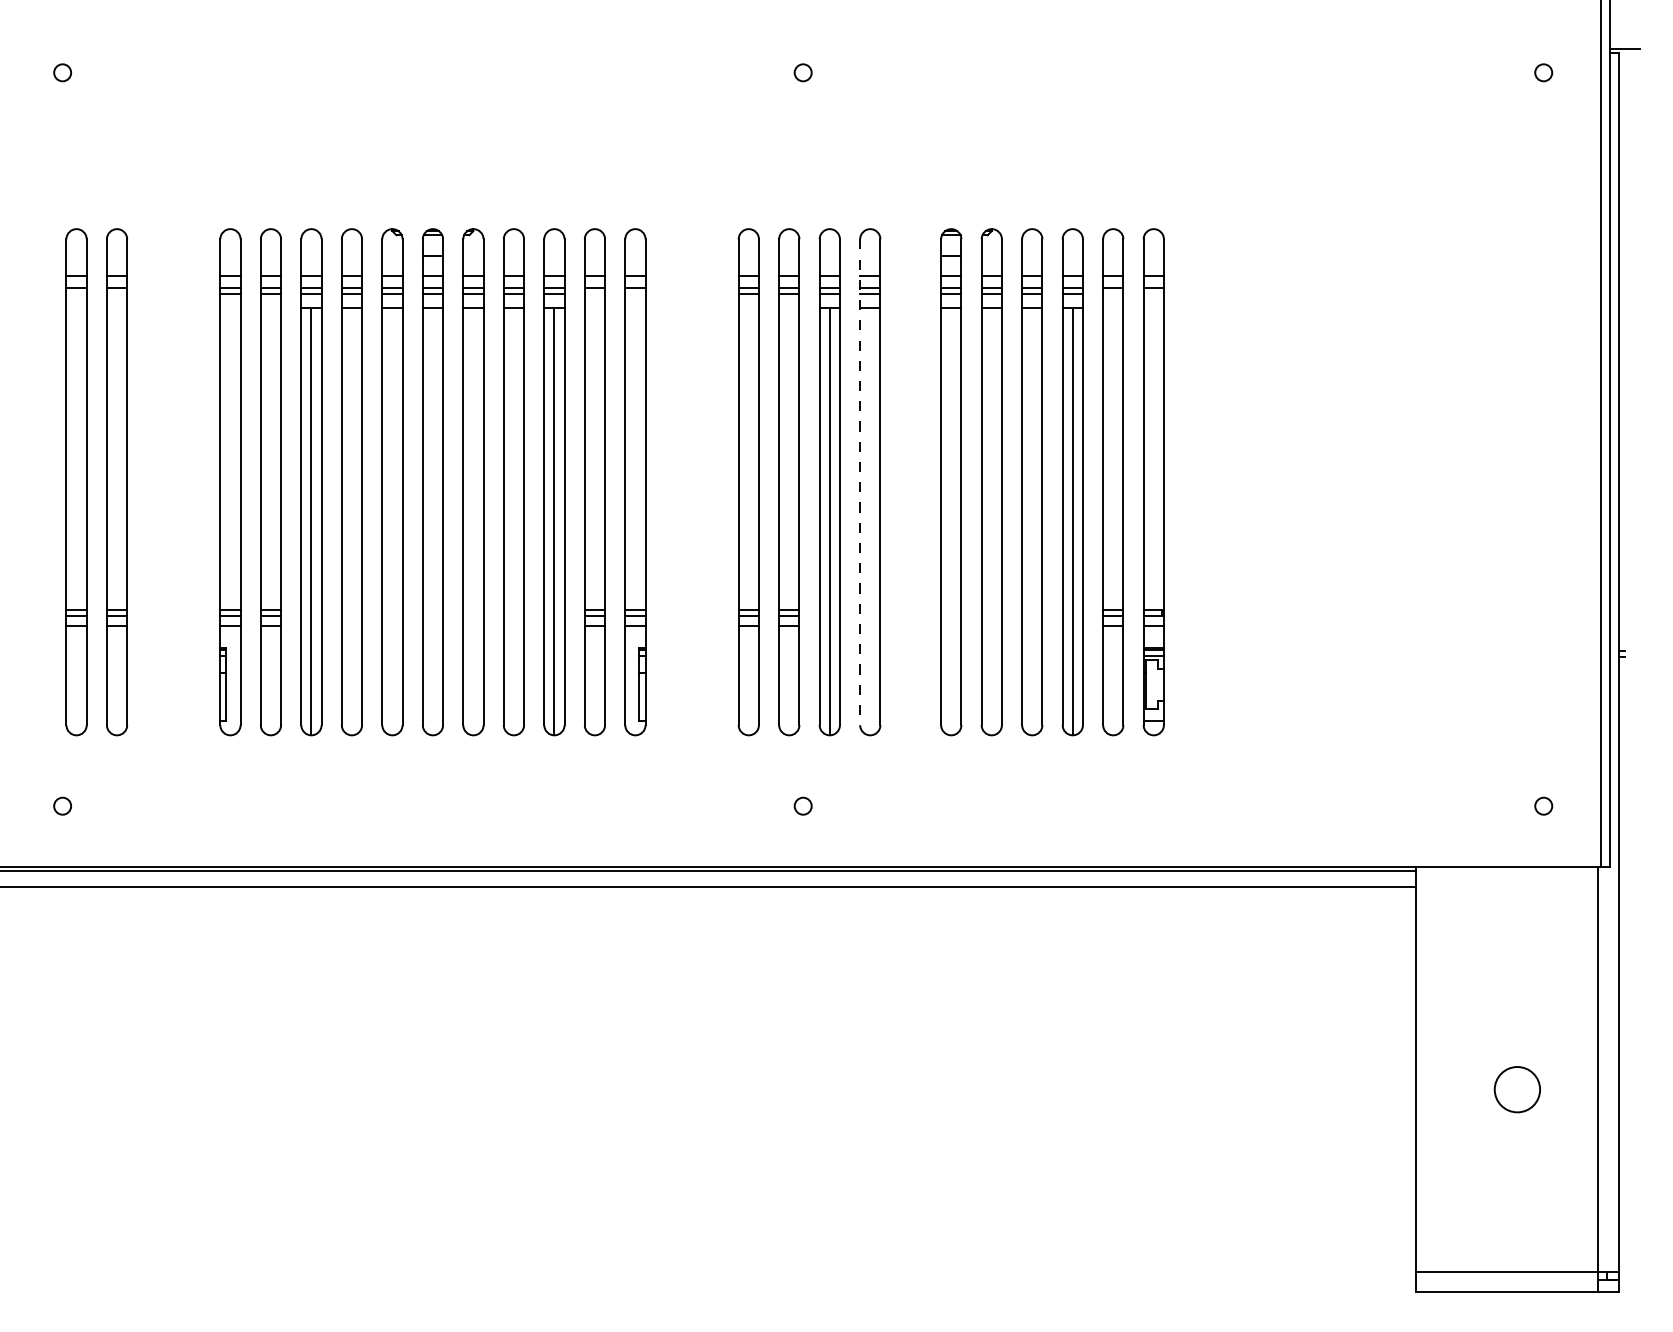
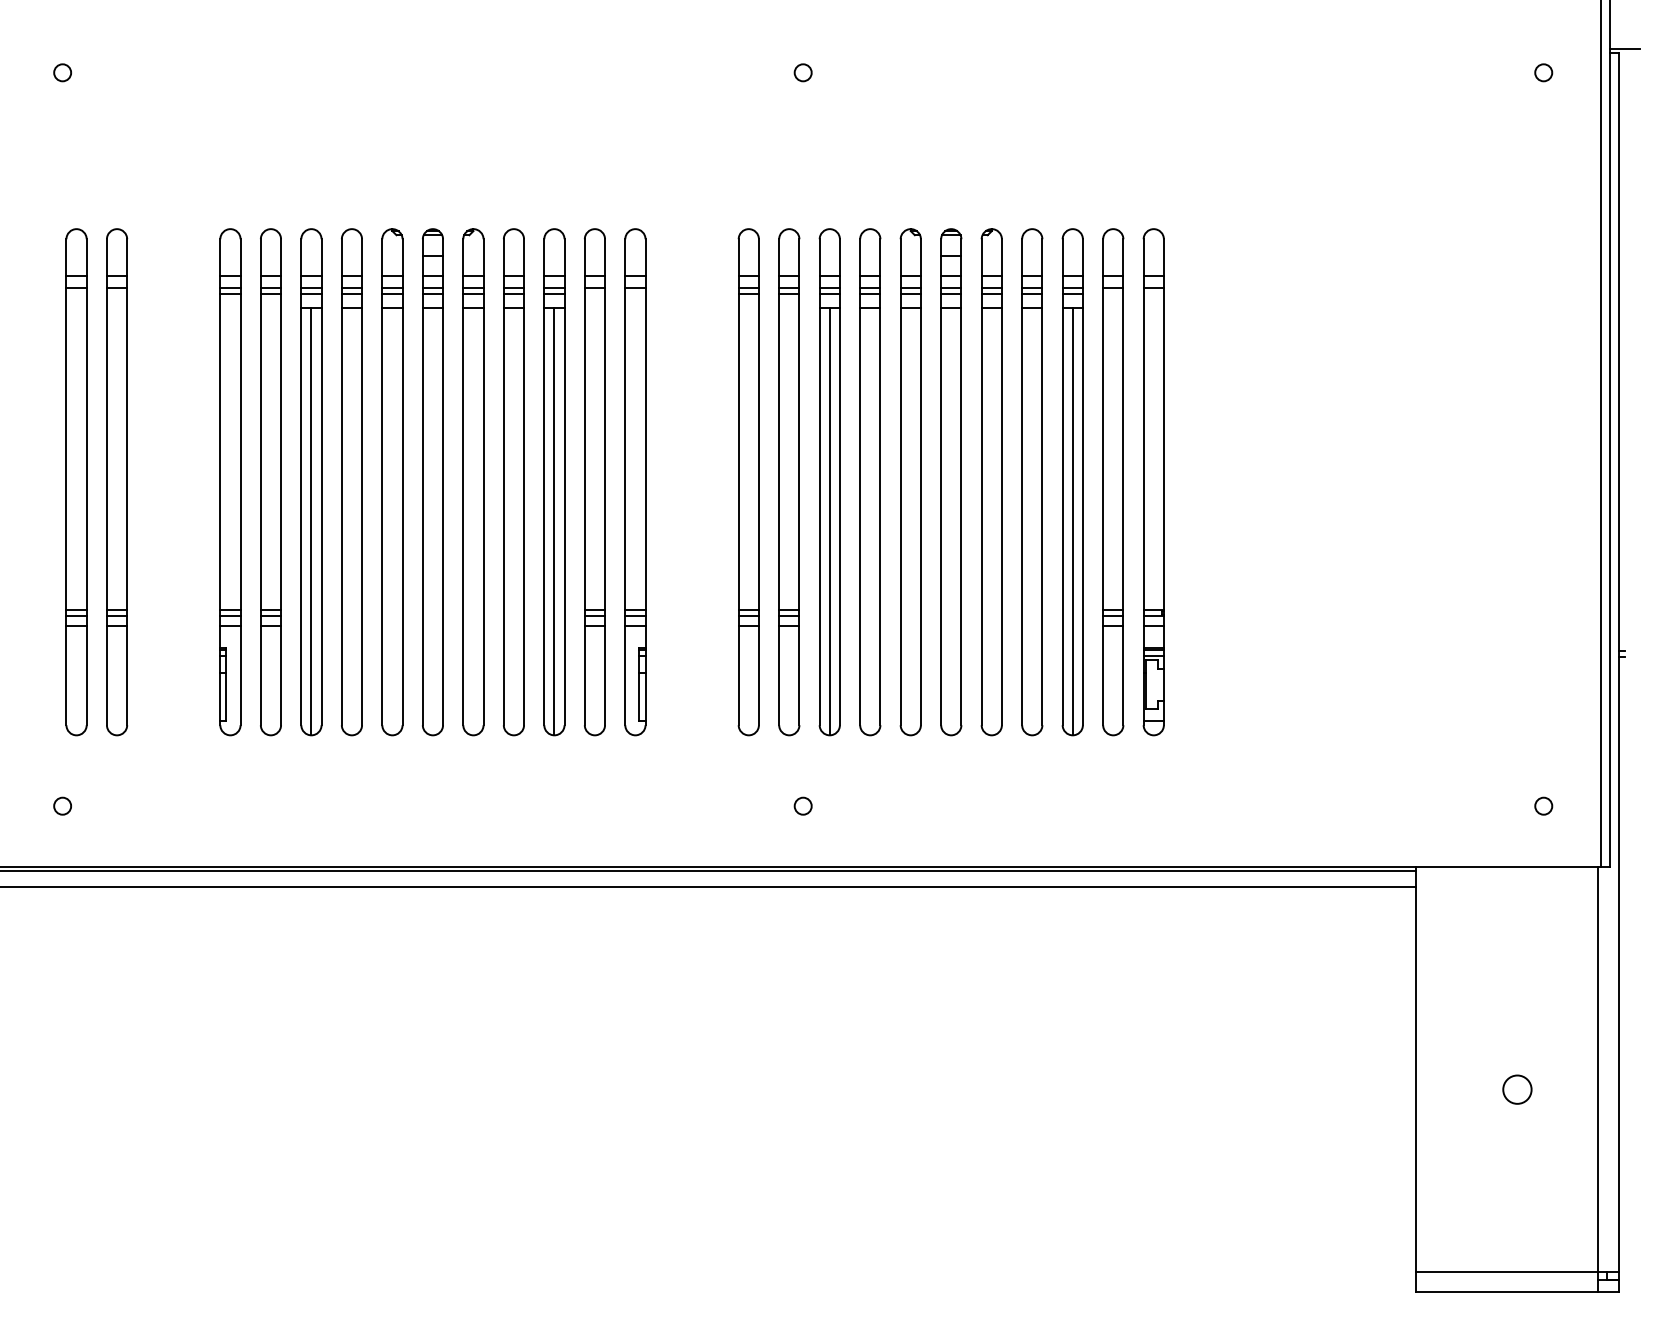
line: dashed -> solid (860, 482)
part: none -> present (910, 482)
circle diameter: 45 px -> 28 px (1517, 1089)
